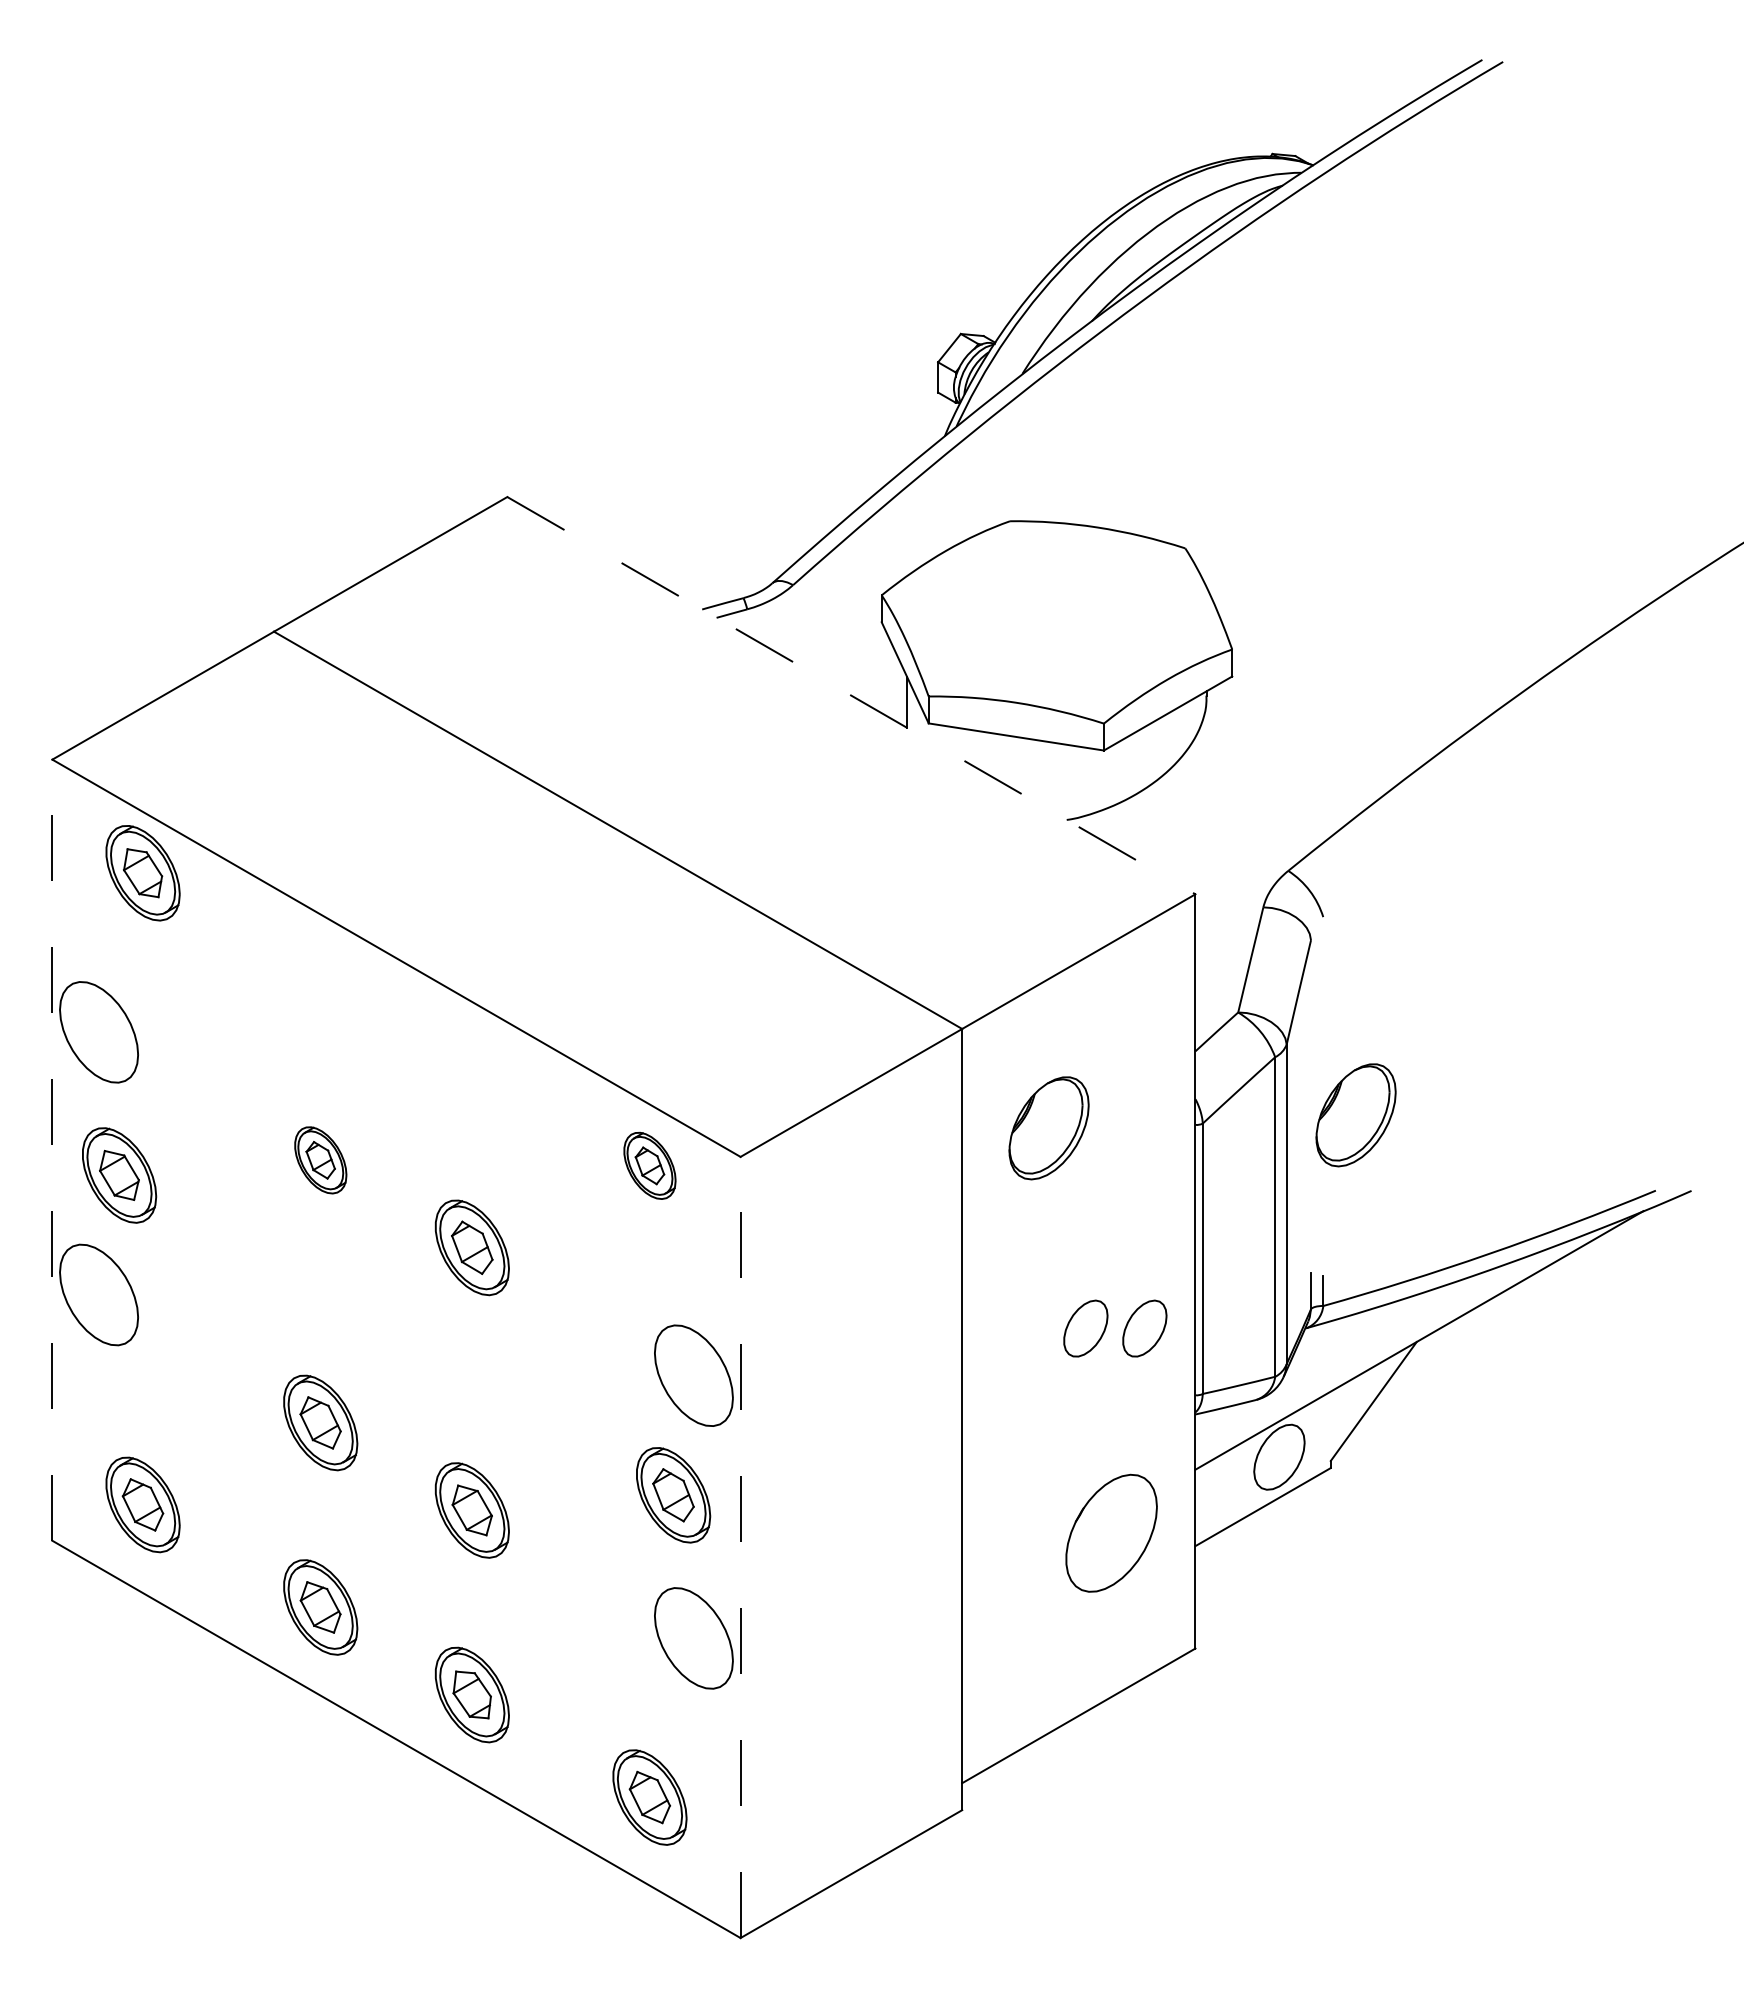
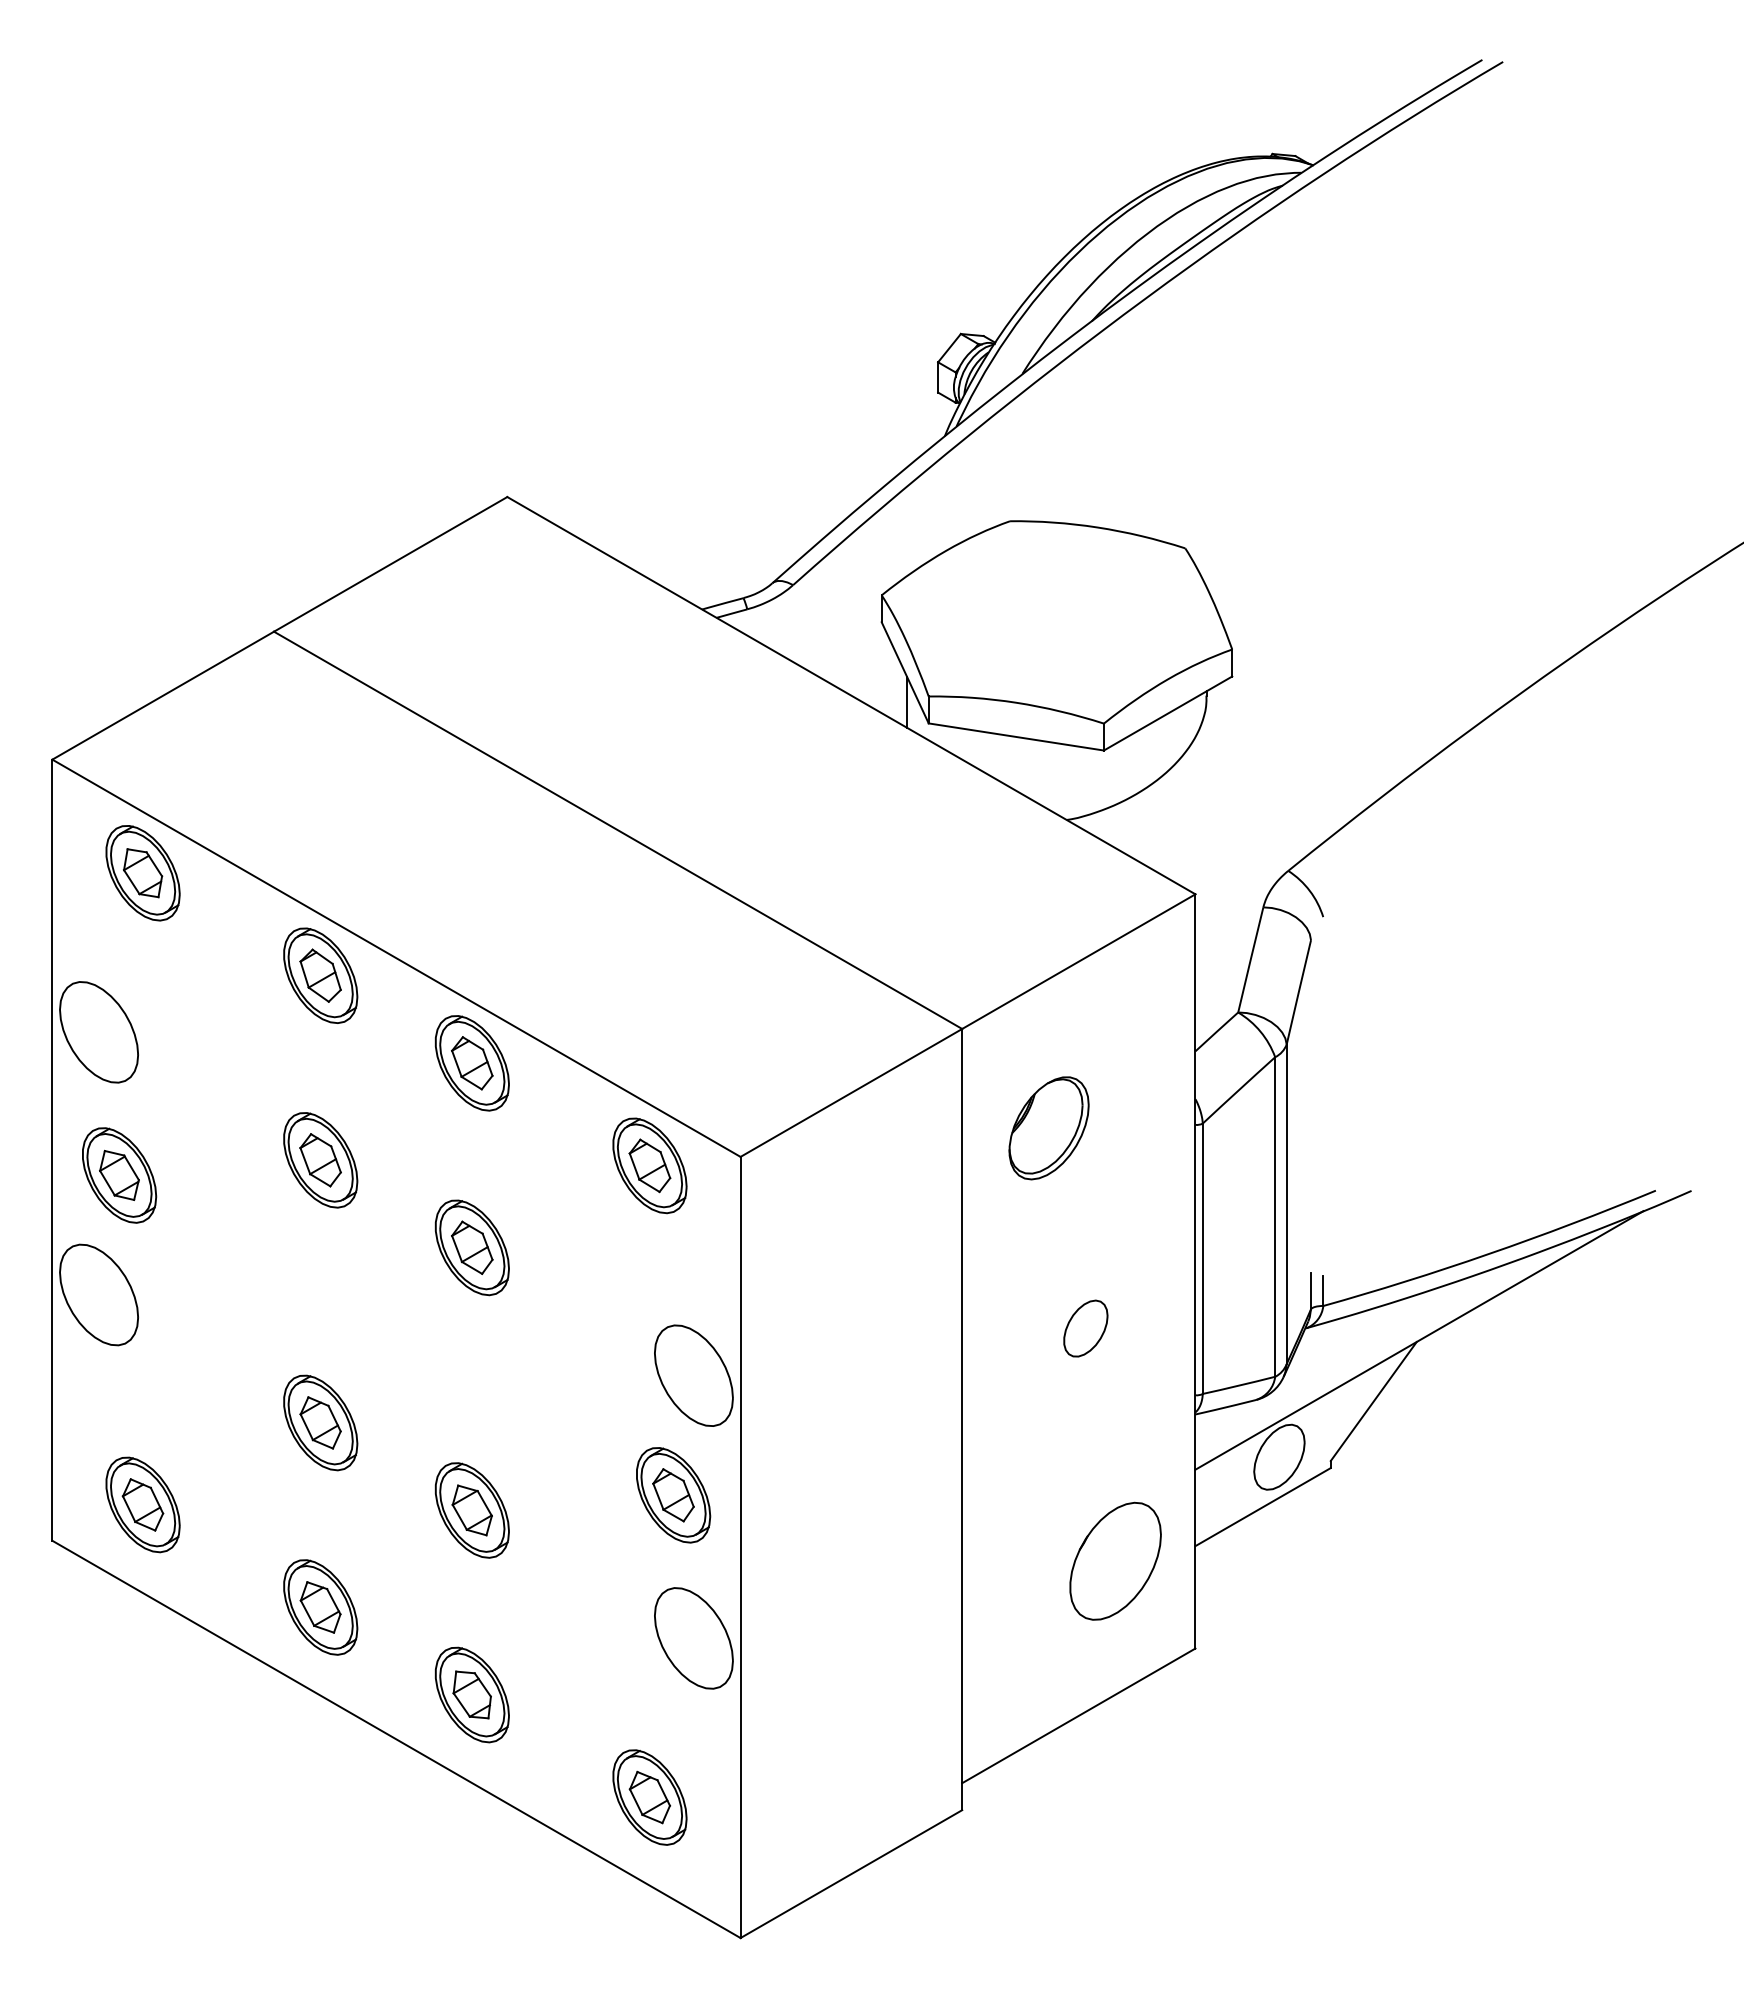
line: dashed -> solid (851, 695)
part: none -> present (320, 975)
part: none -> present (471, 1063)
part: present -> none (1355, 1115)
line: dashed -> solid (52, 1150)
part size: 54x69 px -> 76x97 px (320, 1160)
part size: 54x69 px -> 76x98 px (649, 1165)
part: present -> none (1144, 1328)
part position: (1111, 1532) -> (1115, 1560) (1115, 1560)
line: dashed -> solid (740, 1547)
